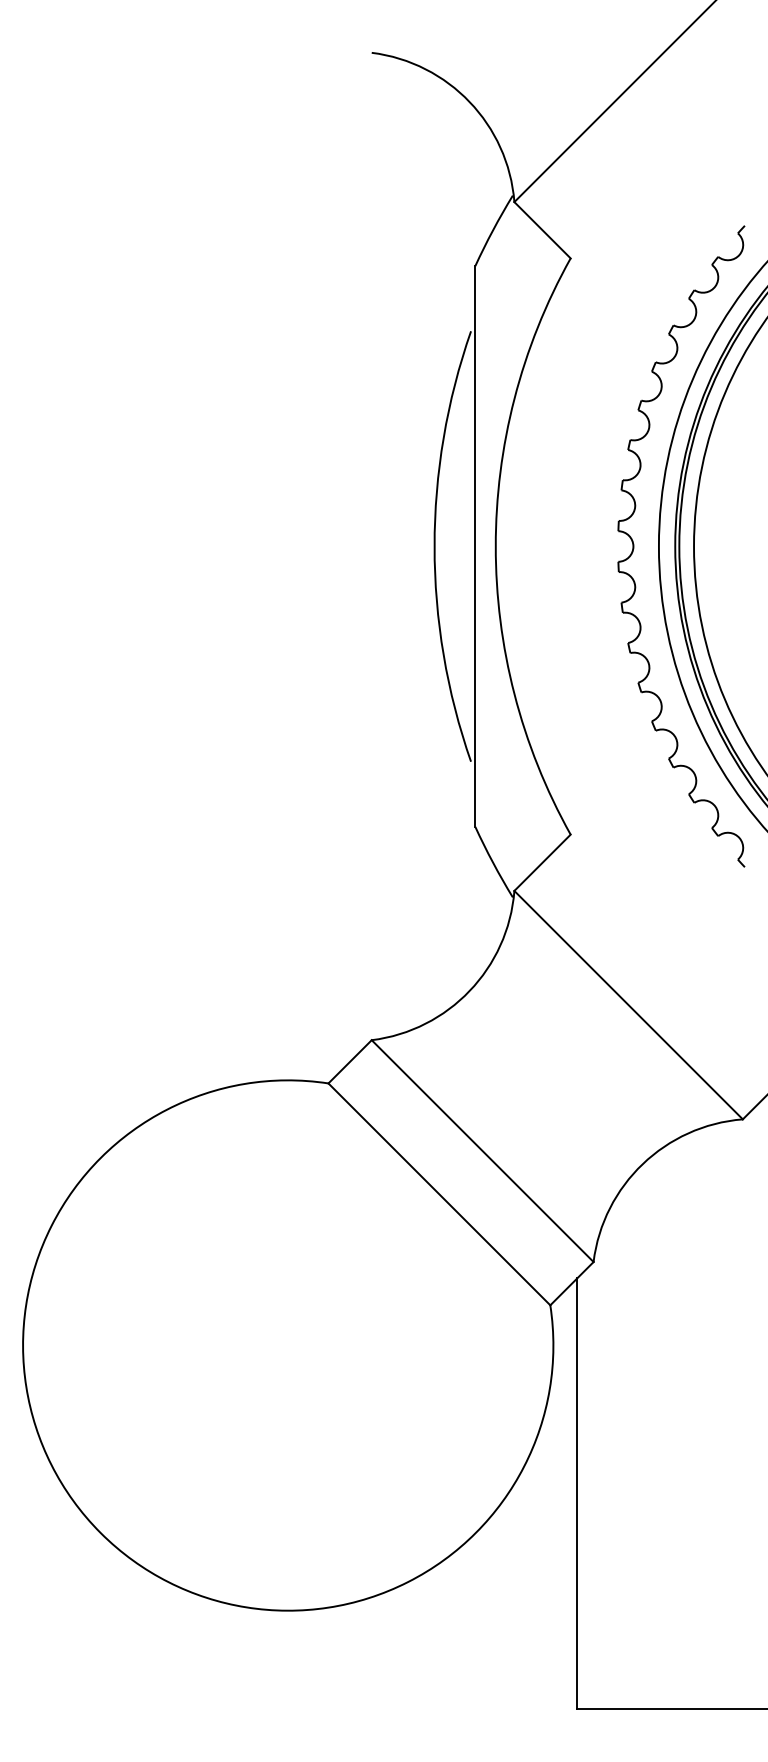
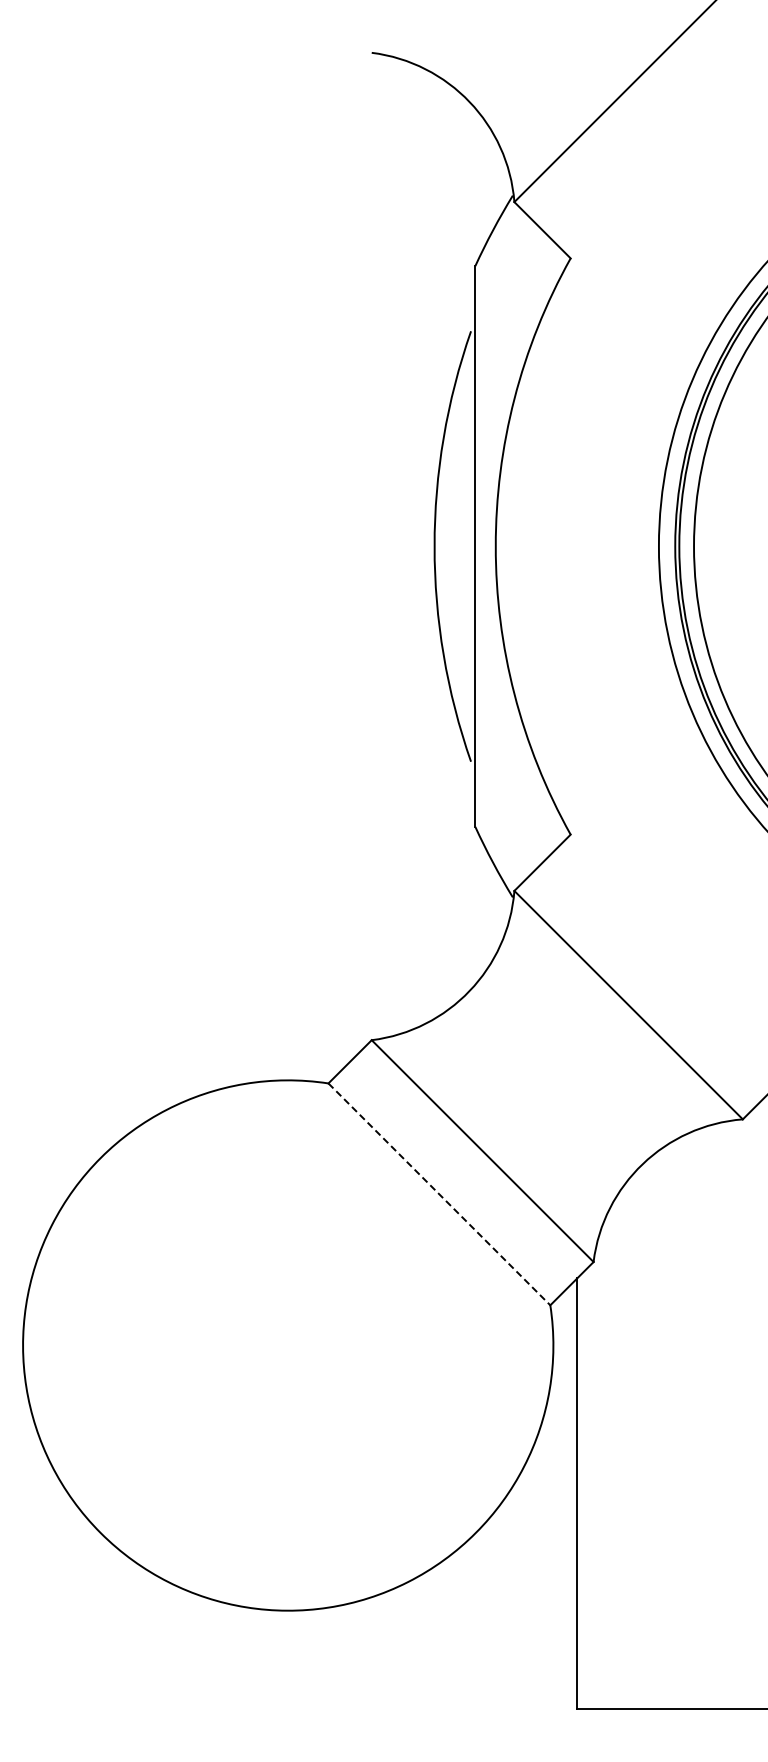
part: present -> none (634, 546)
line: solid -> dashed (439, 1194)
